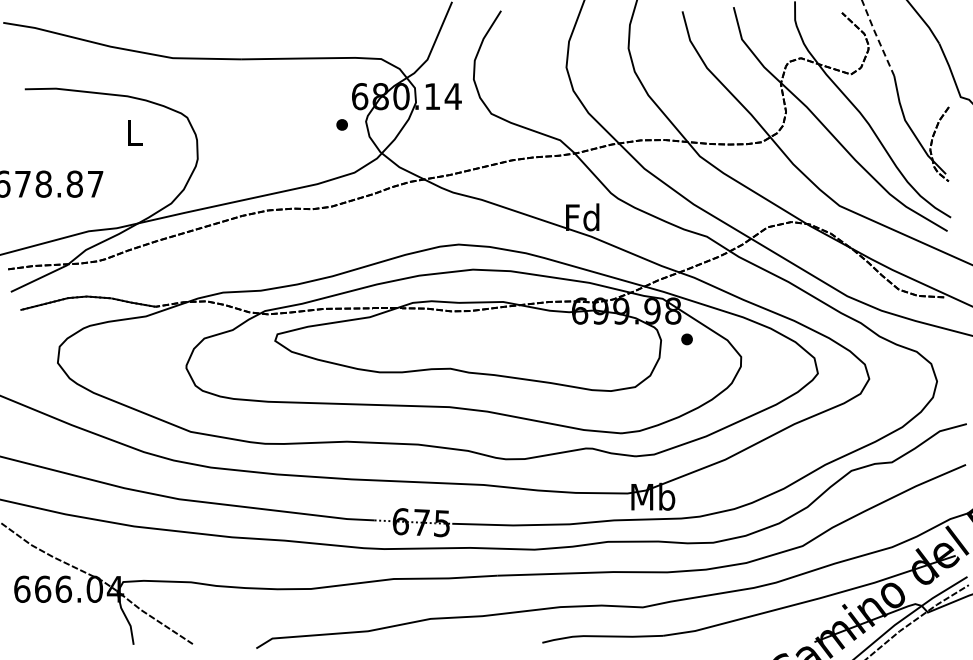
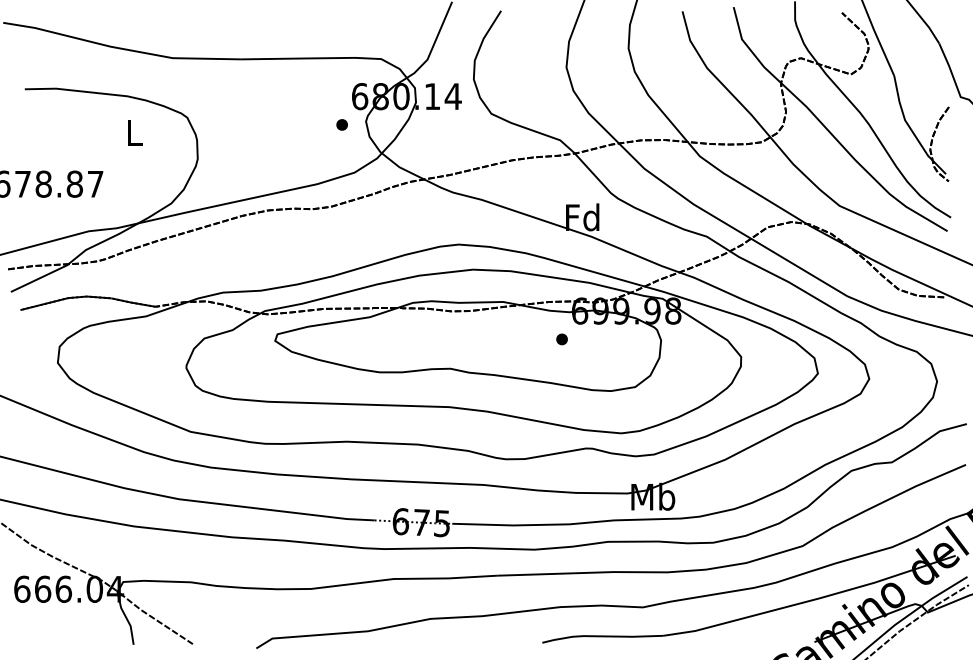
line: dashed -> solid (877, 38)
part position: (686, 339) -> (561, 339) (561, 339)
